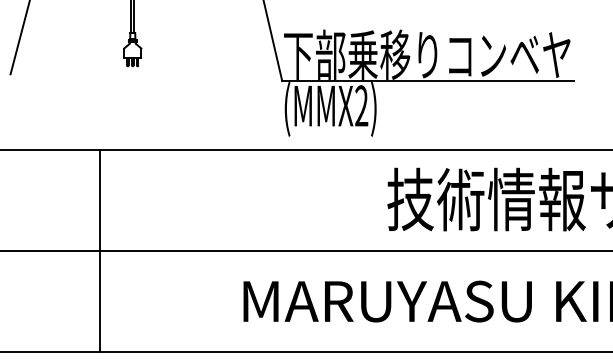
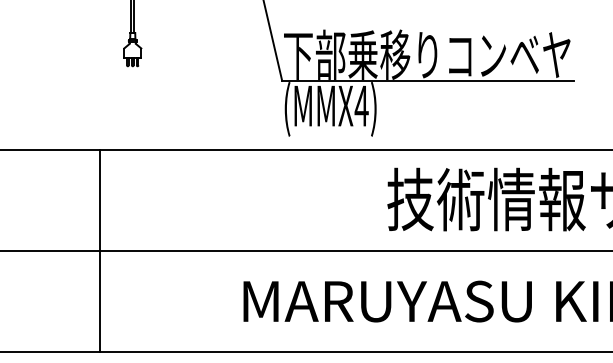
line: present -> none (19, 38)
text: (MMX2) -> (MMX4) (361, 105)
